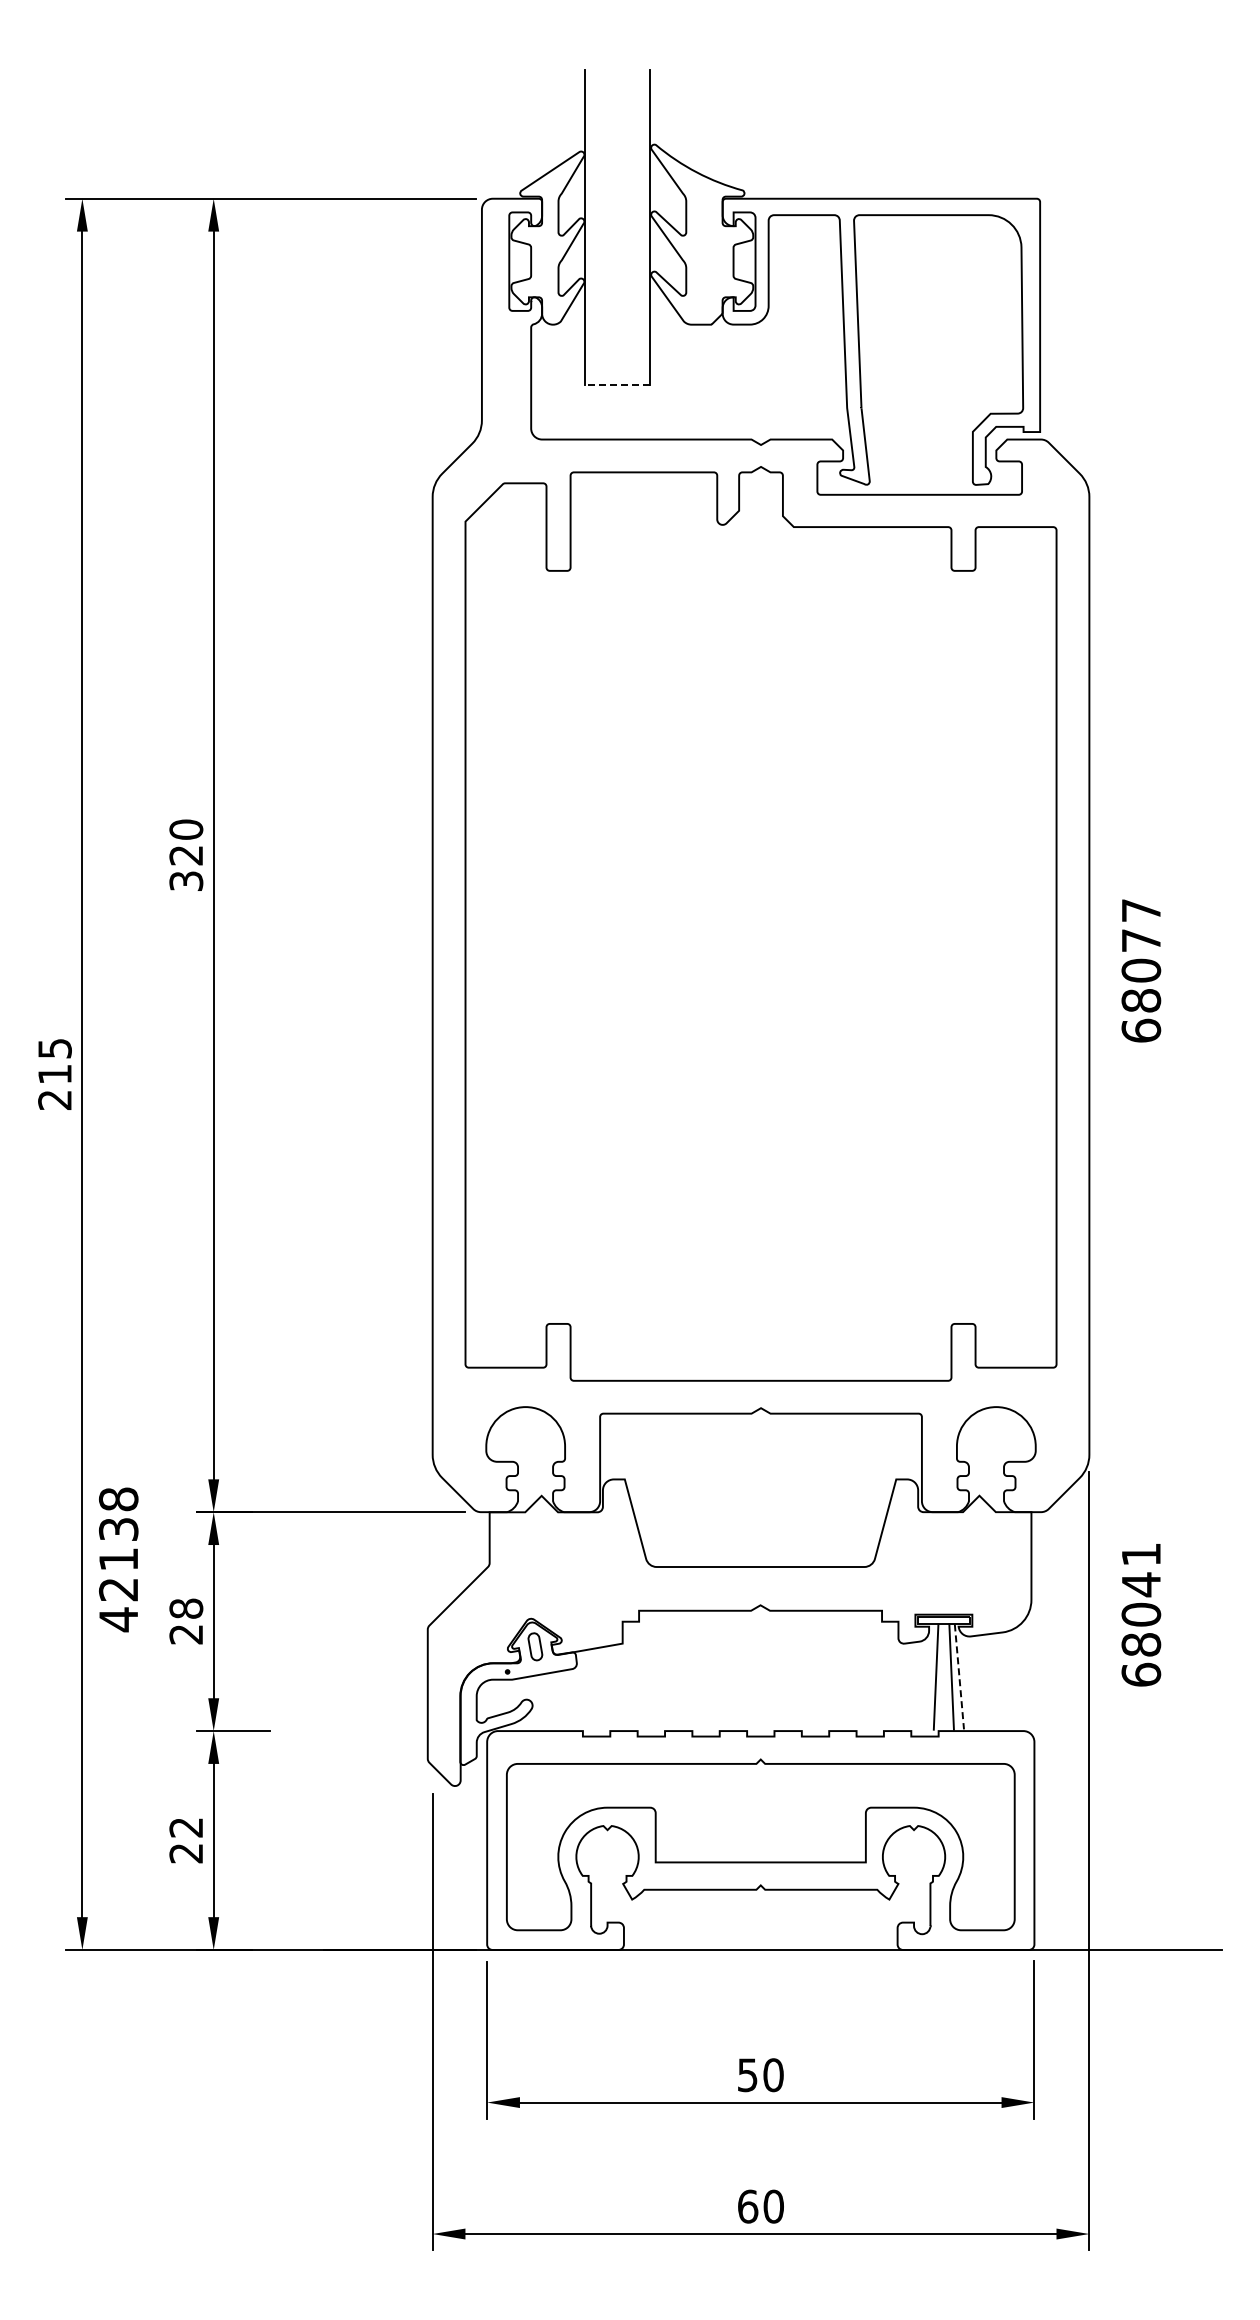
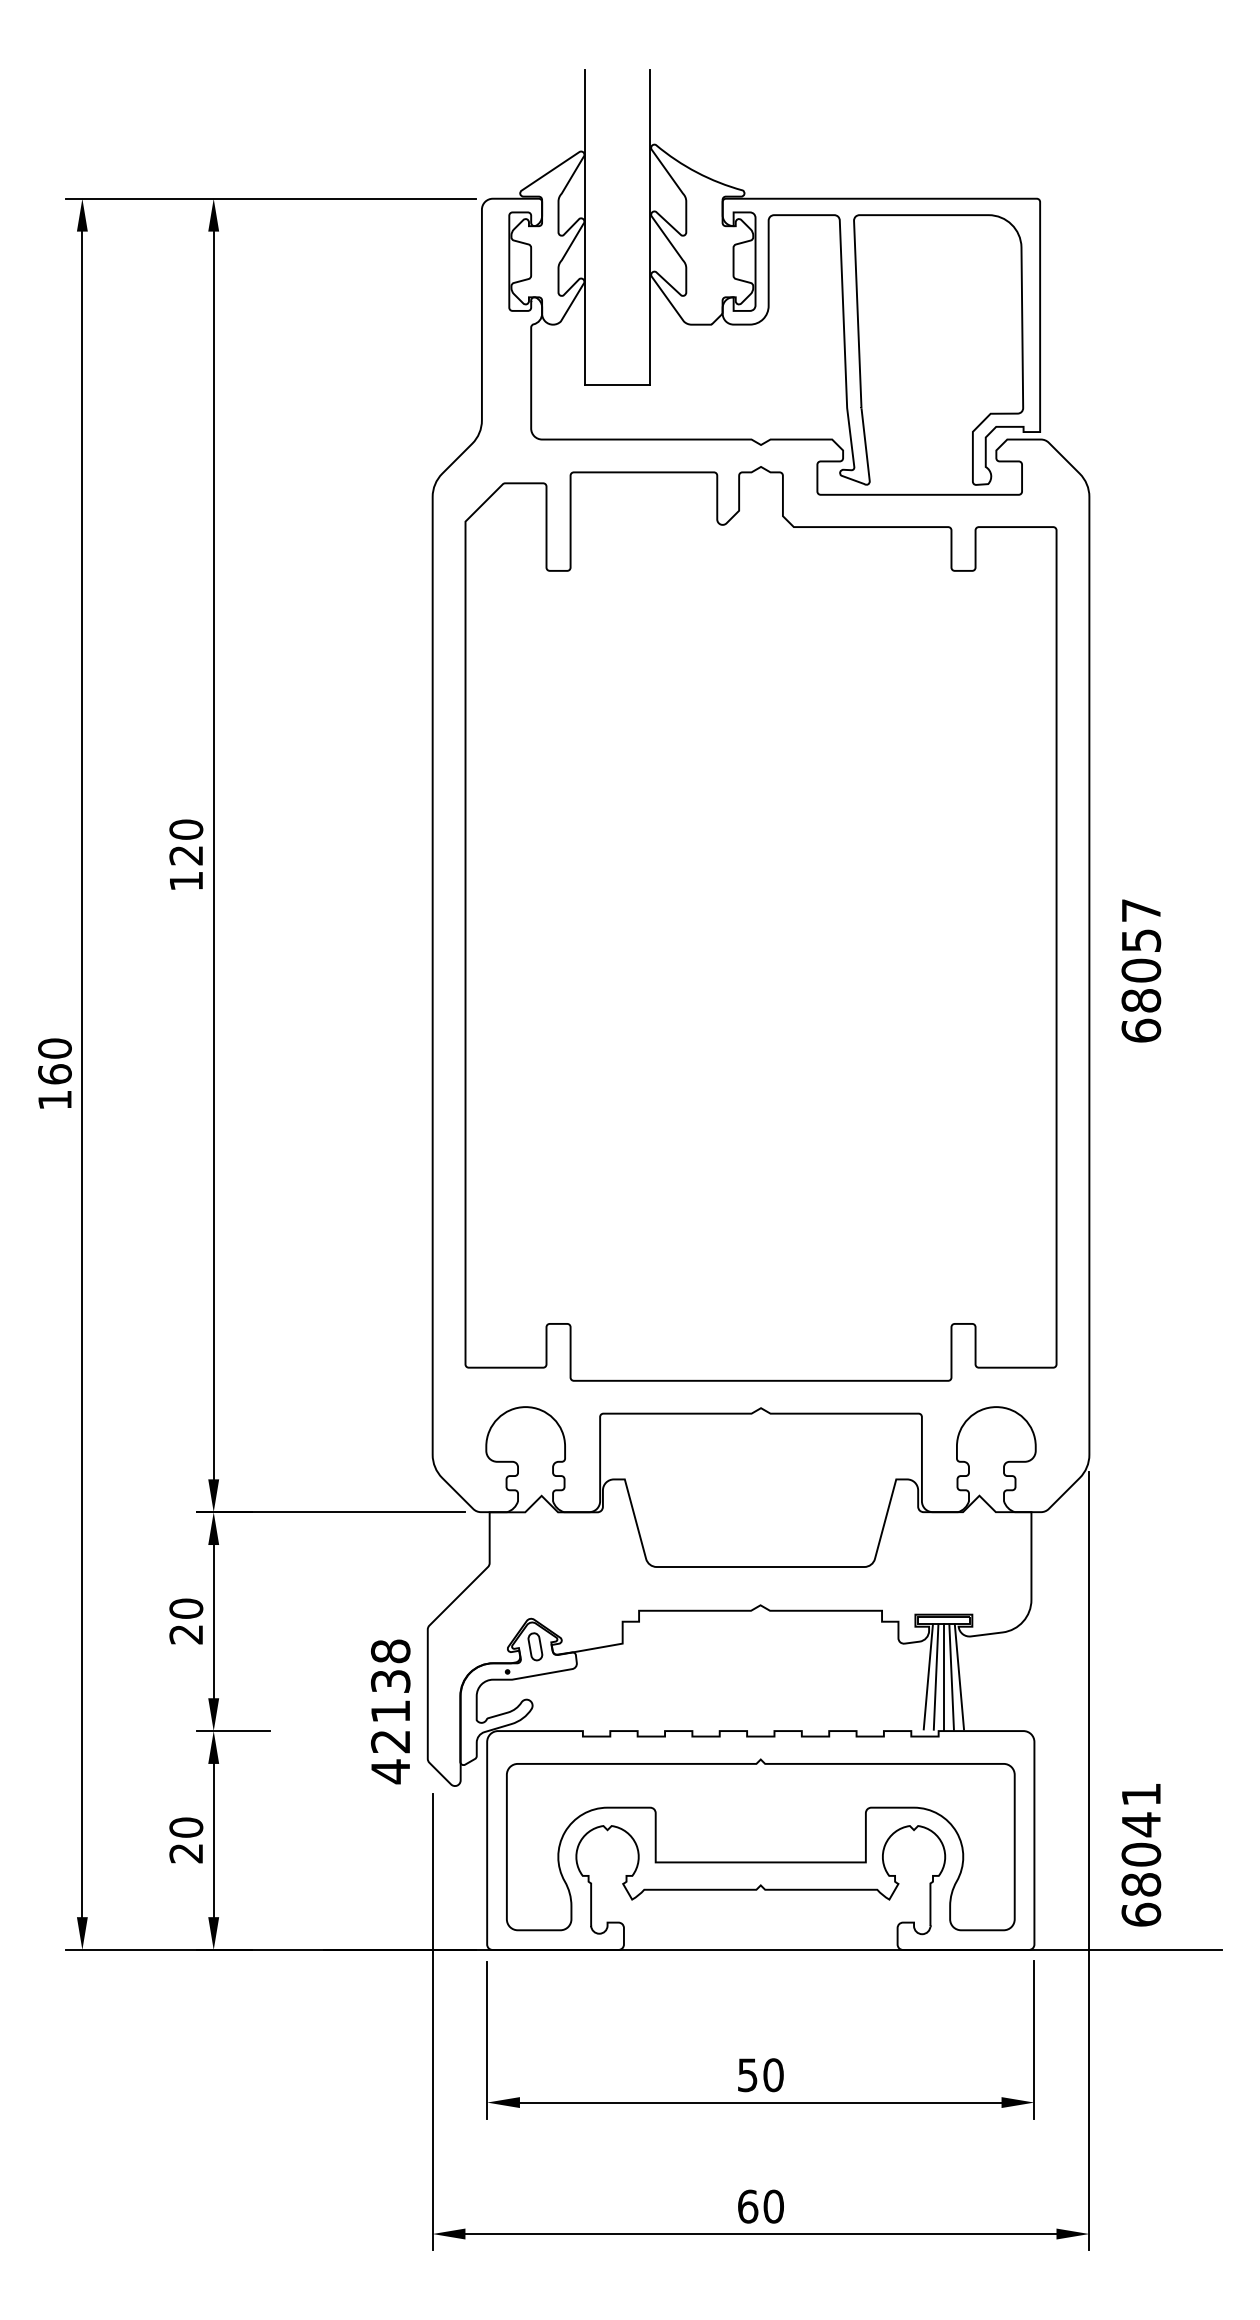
line: dashed -> solid (617, 384)
text: 320 -> 120 (186, 880)
text: 68077 -> 68057 (1141, 940)
text: 215 -> 160 (54, 1073)
text position: (118, 1559) -> (390, 1711) (390, 1711)
text: 28 -> 20 (186, 1608)
text position: (1141, 1615) -> (1141, 1855) (1141, 1855)
line: none -> present (927, 1676)
line: none -> present (943, 1676)
line: dashed -> solid (959, 1676)
text: 22 -> 20 (186, 1827)
